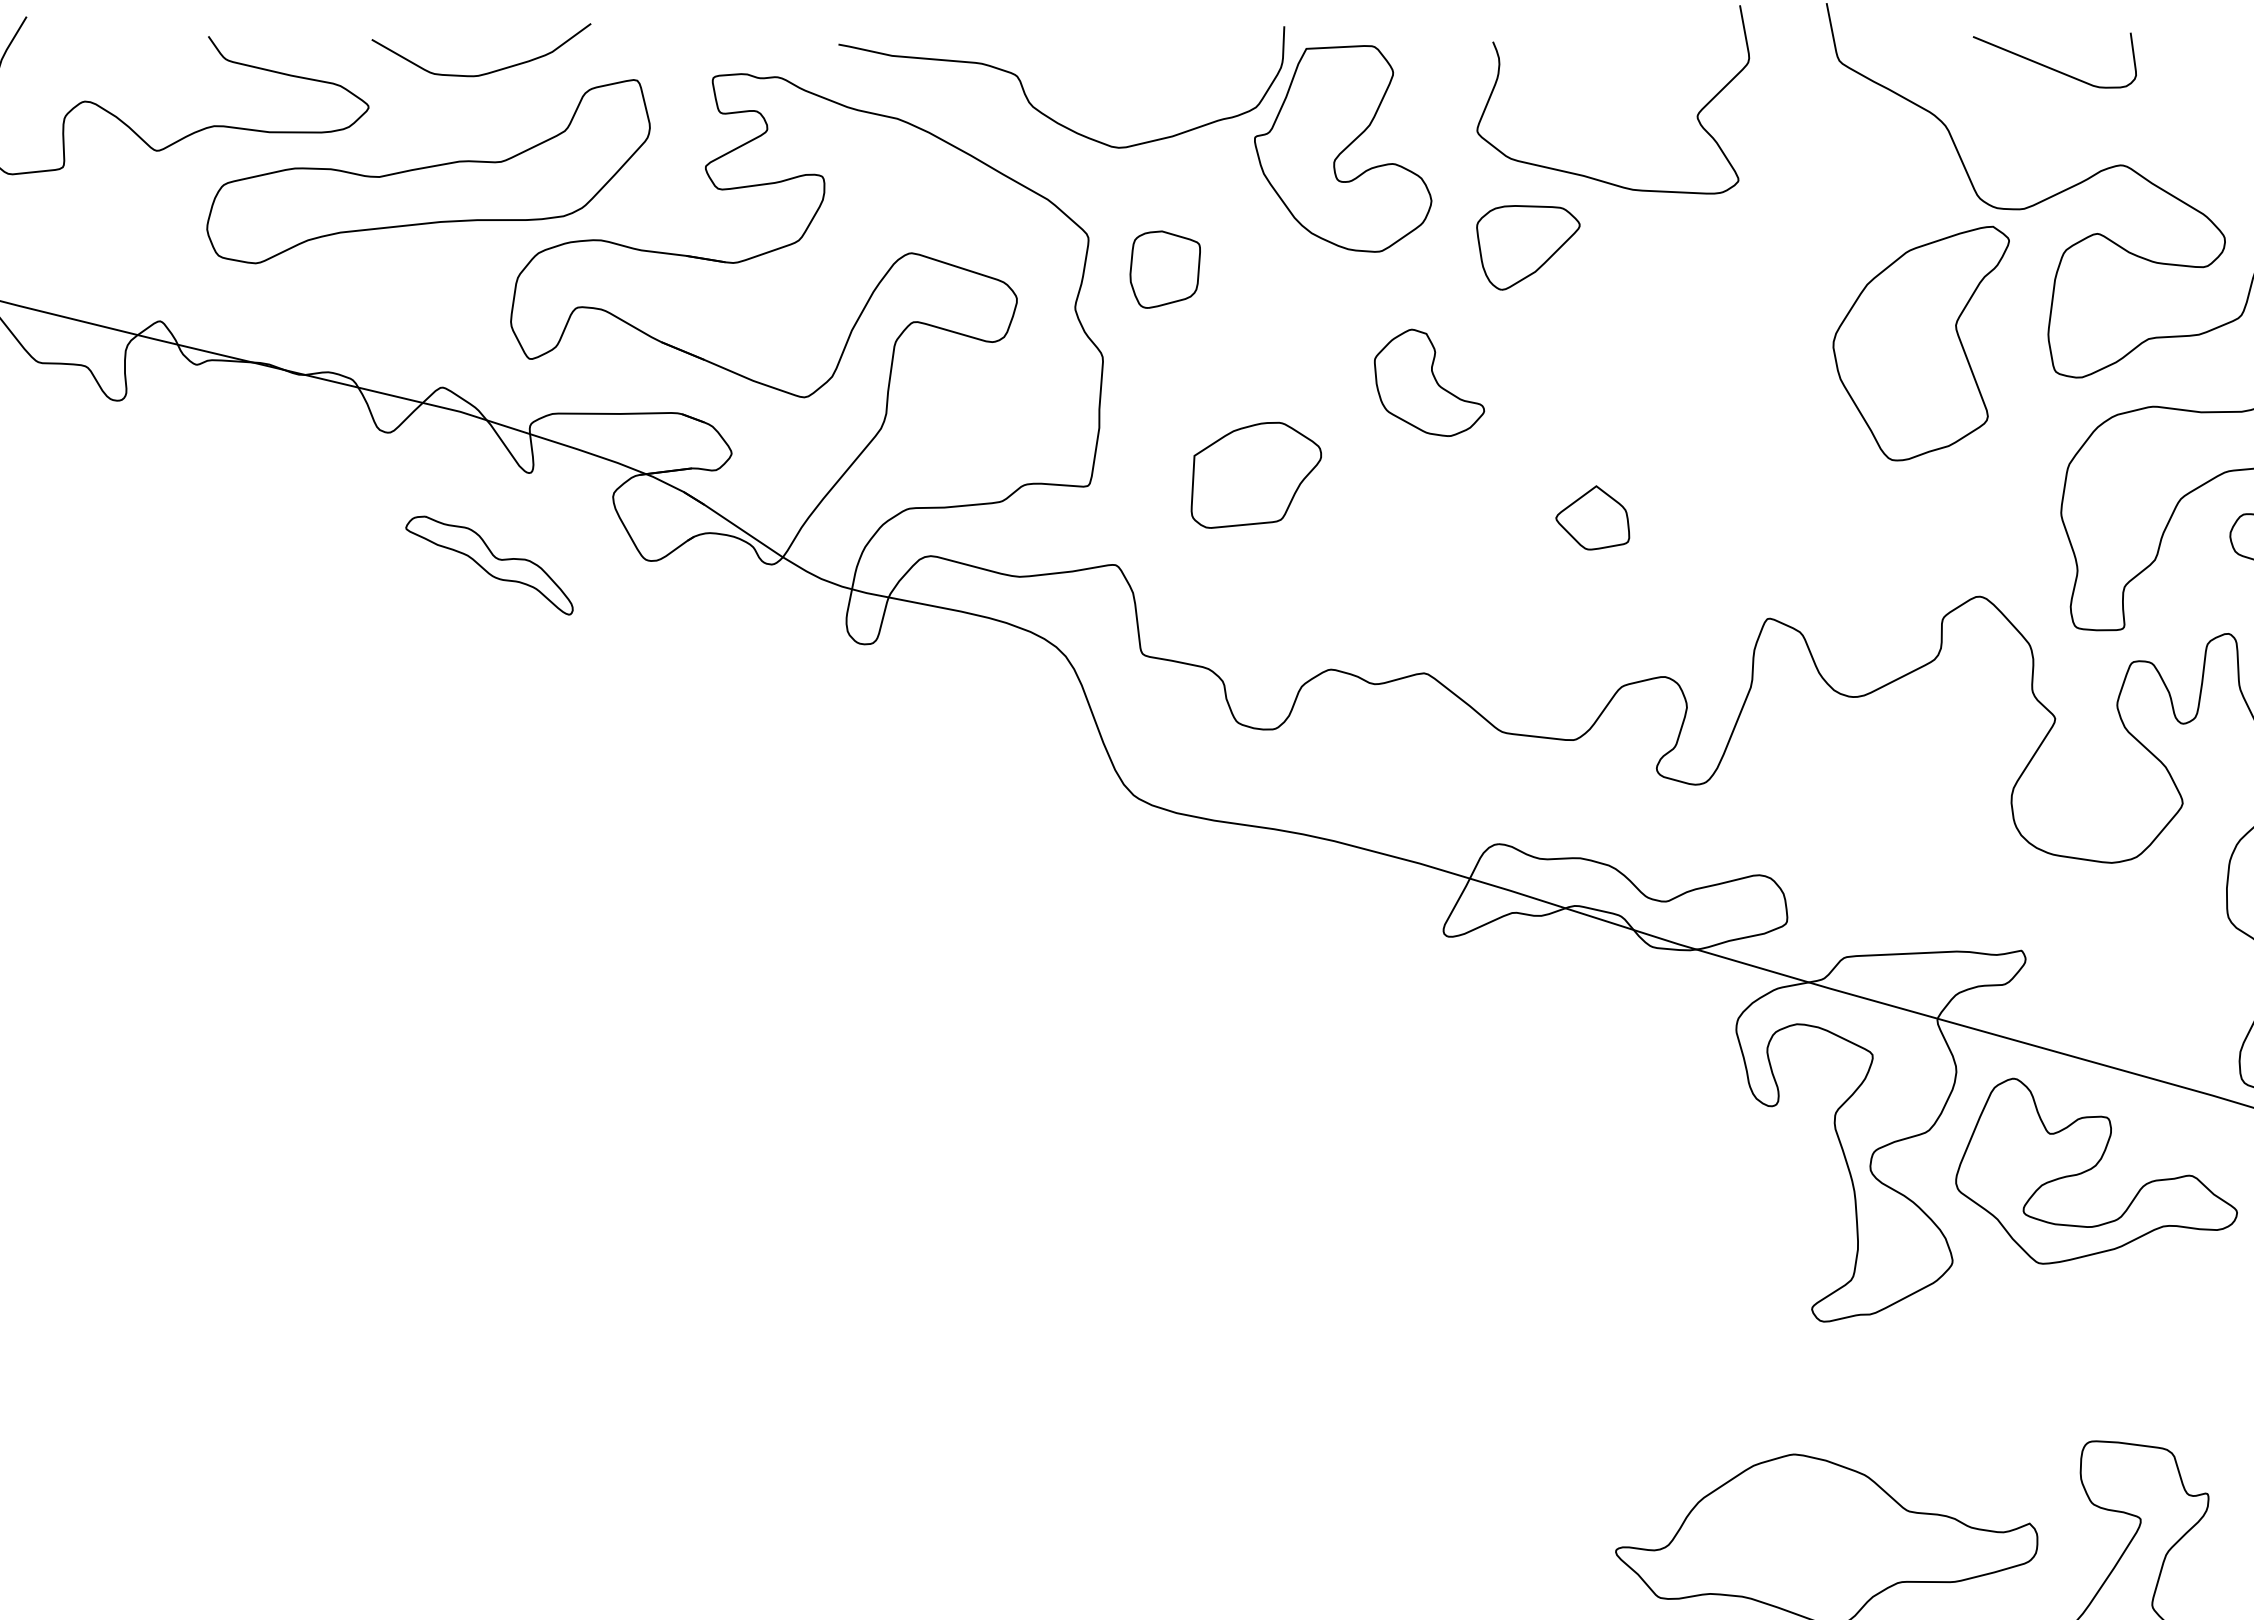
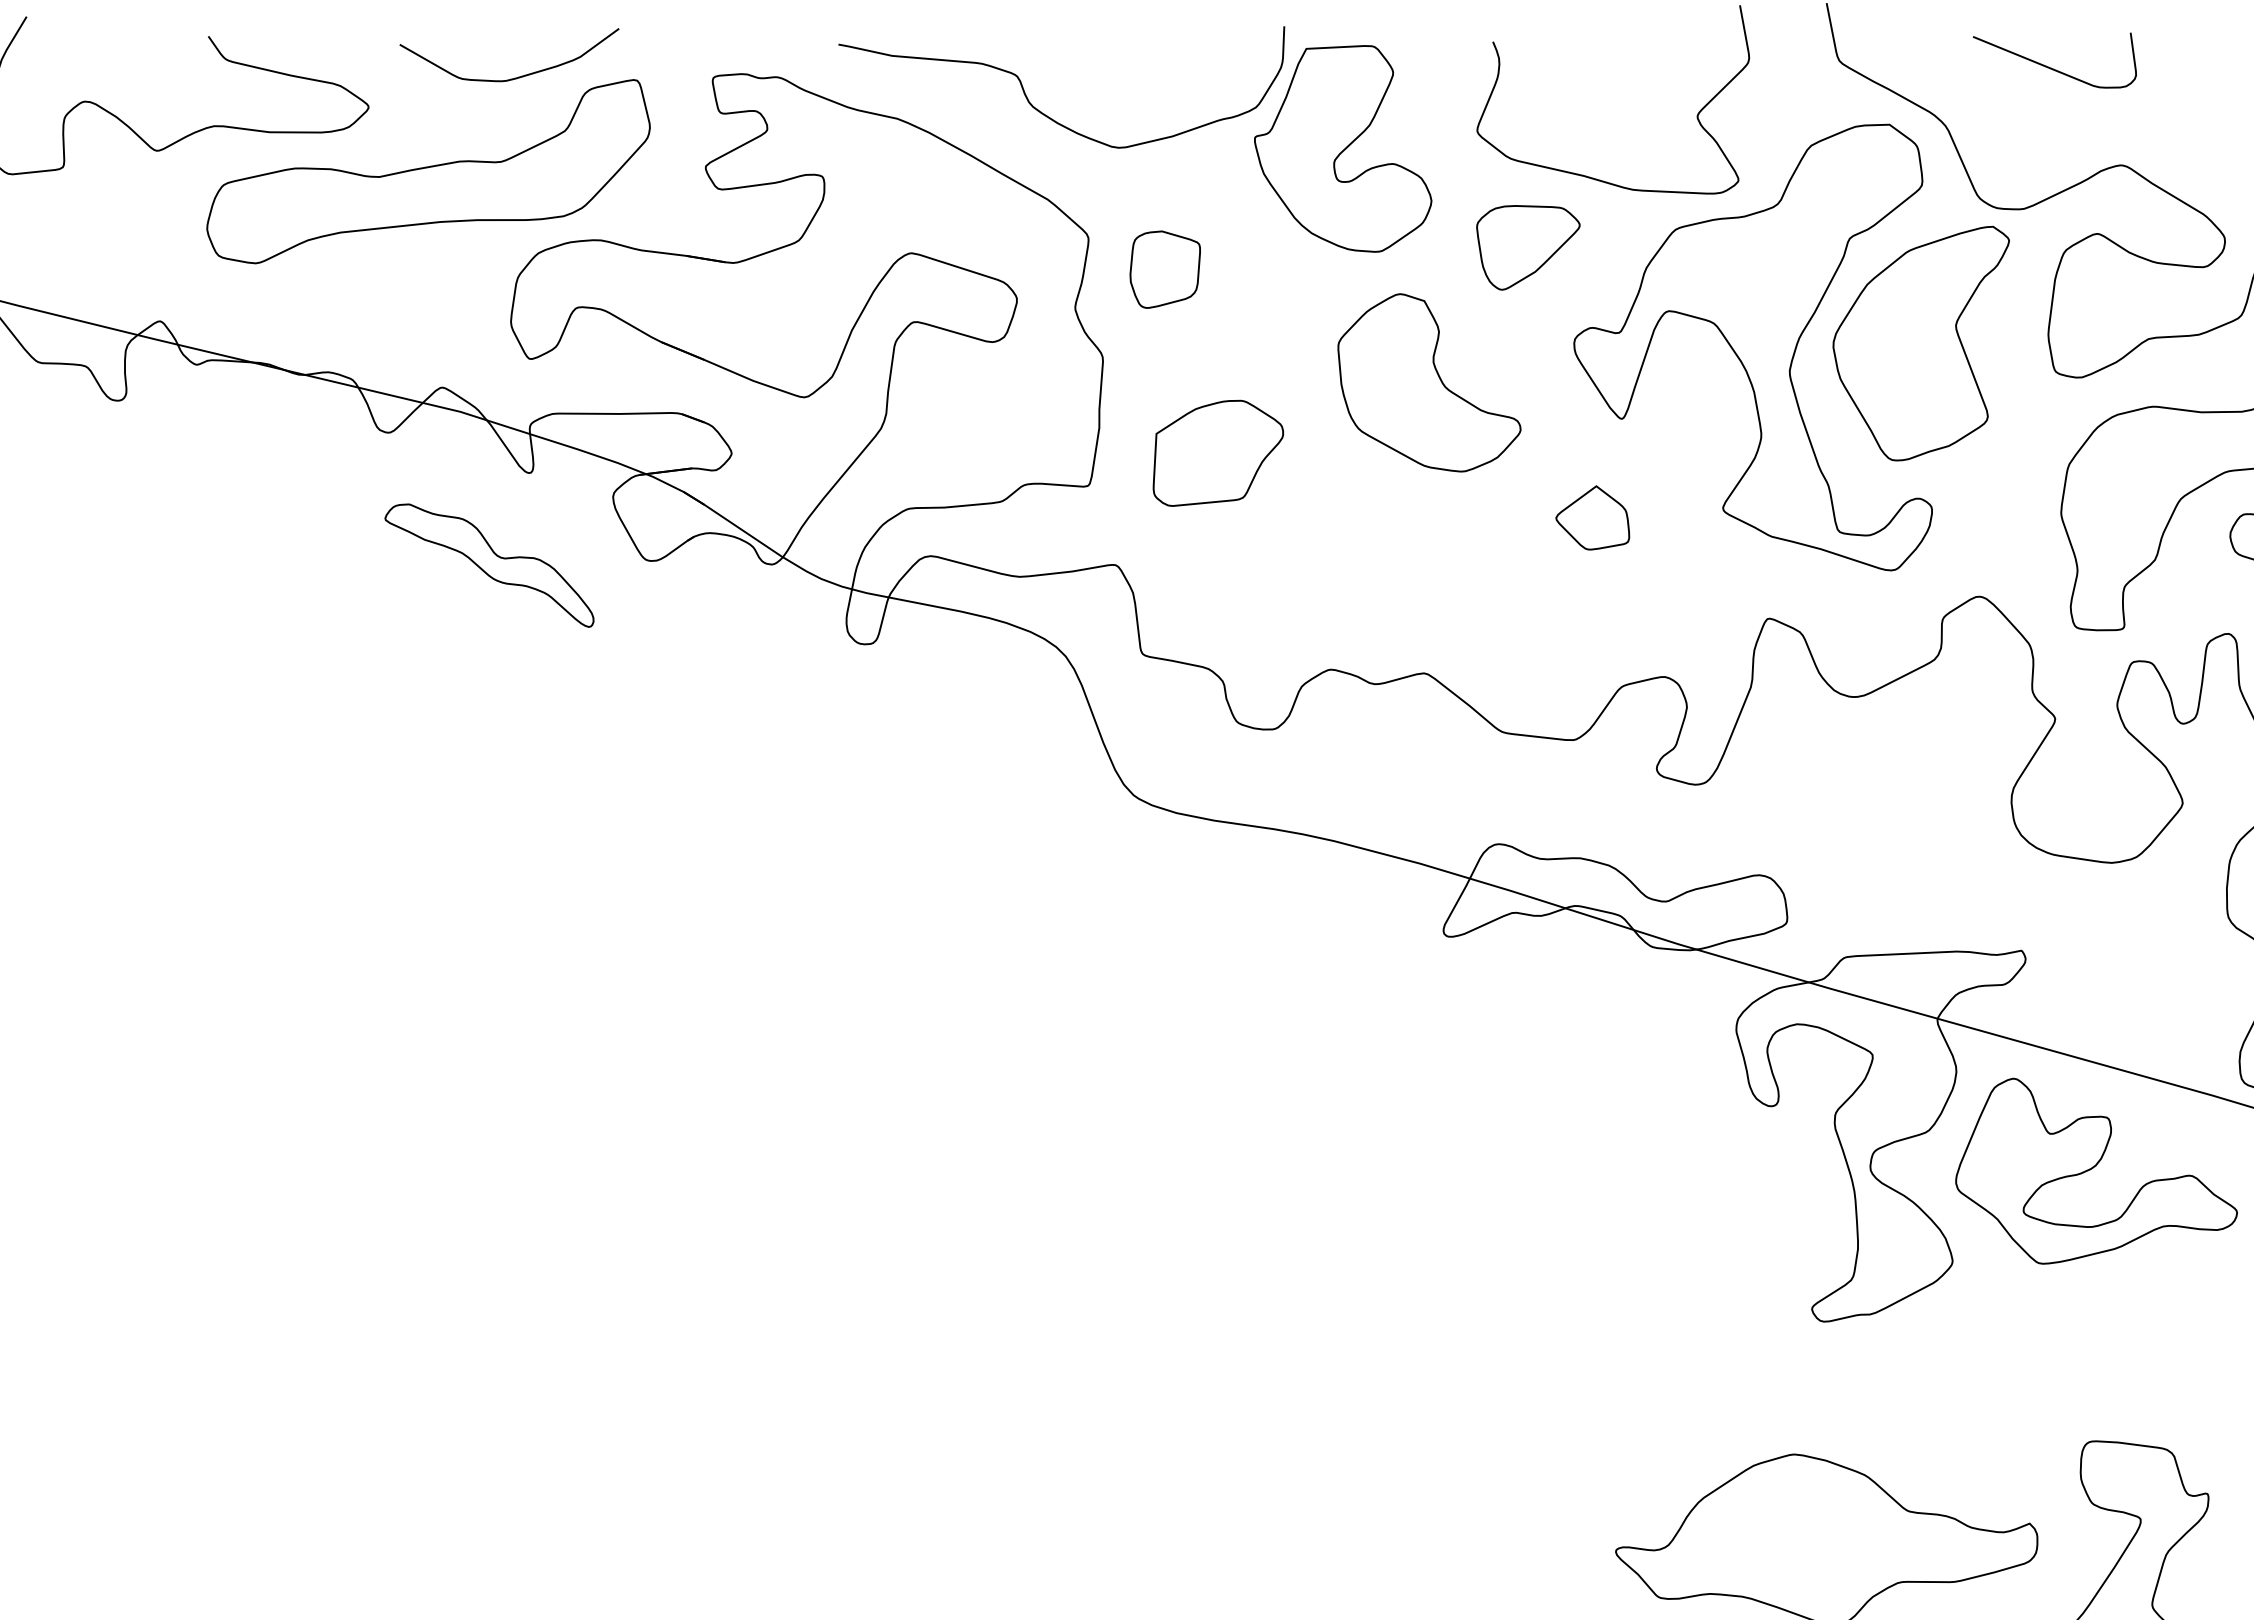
curve position: (486, 72) -> (514, 77) (514, 77)
part: none -> present (1752, 347)
part size: 112x109 px -> 185x180 px (1429, 382)
part position: (1255, 474) -> (1217, 452) (1217, 452)
part size: 169x101 px -> 211x125 px (489, 565)
